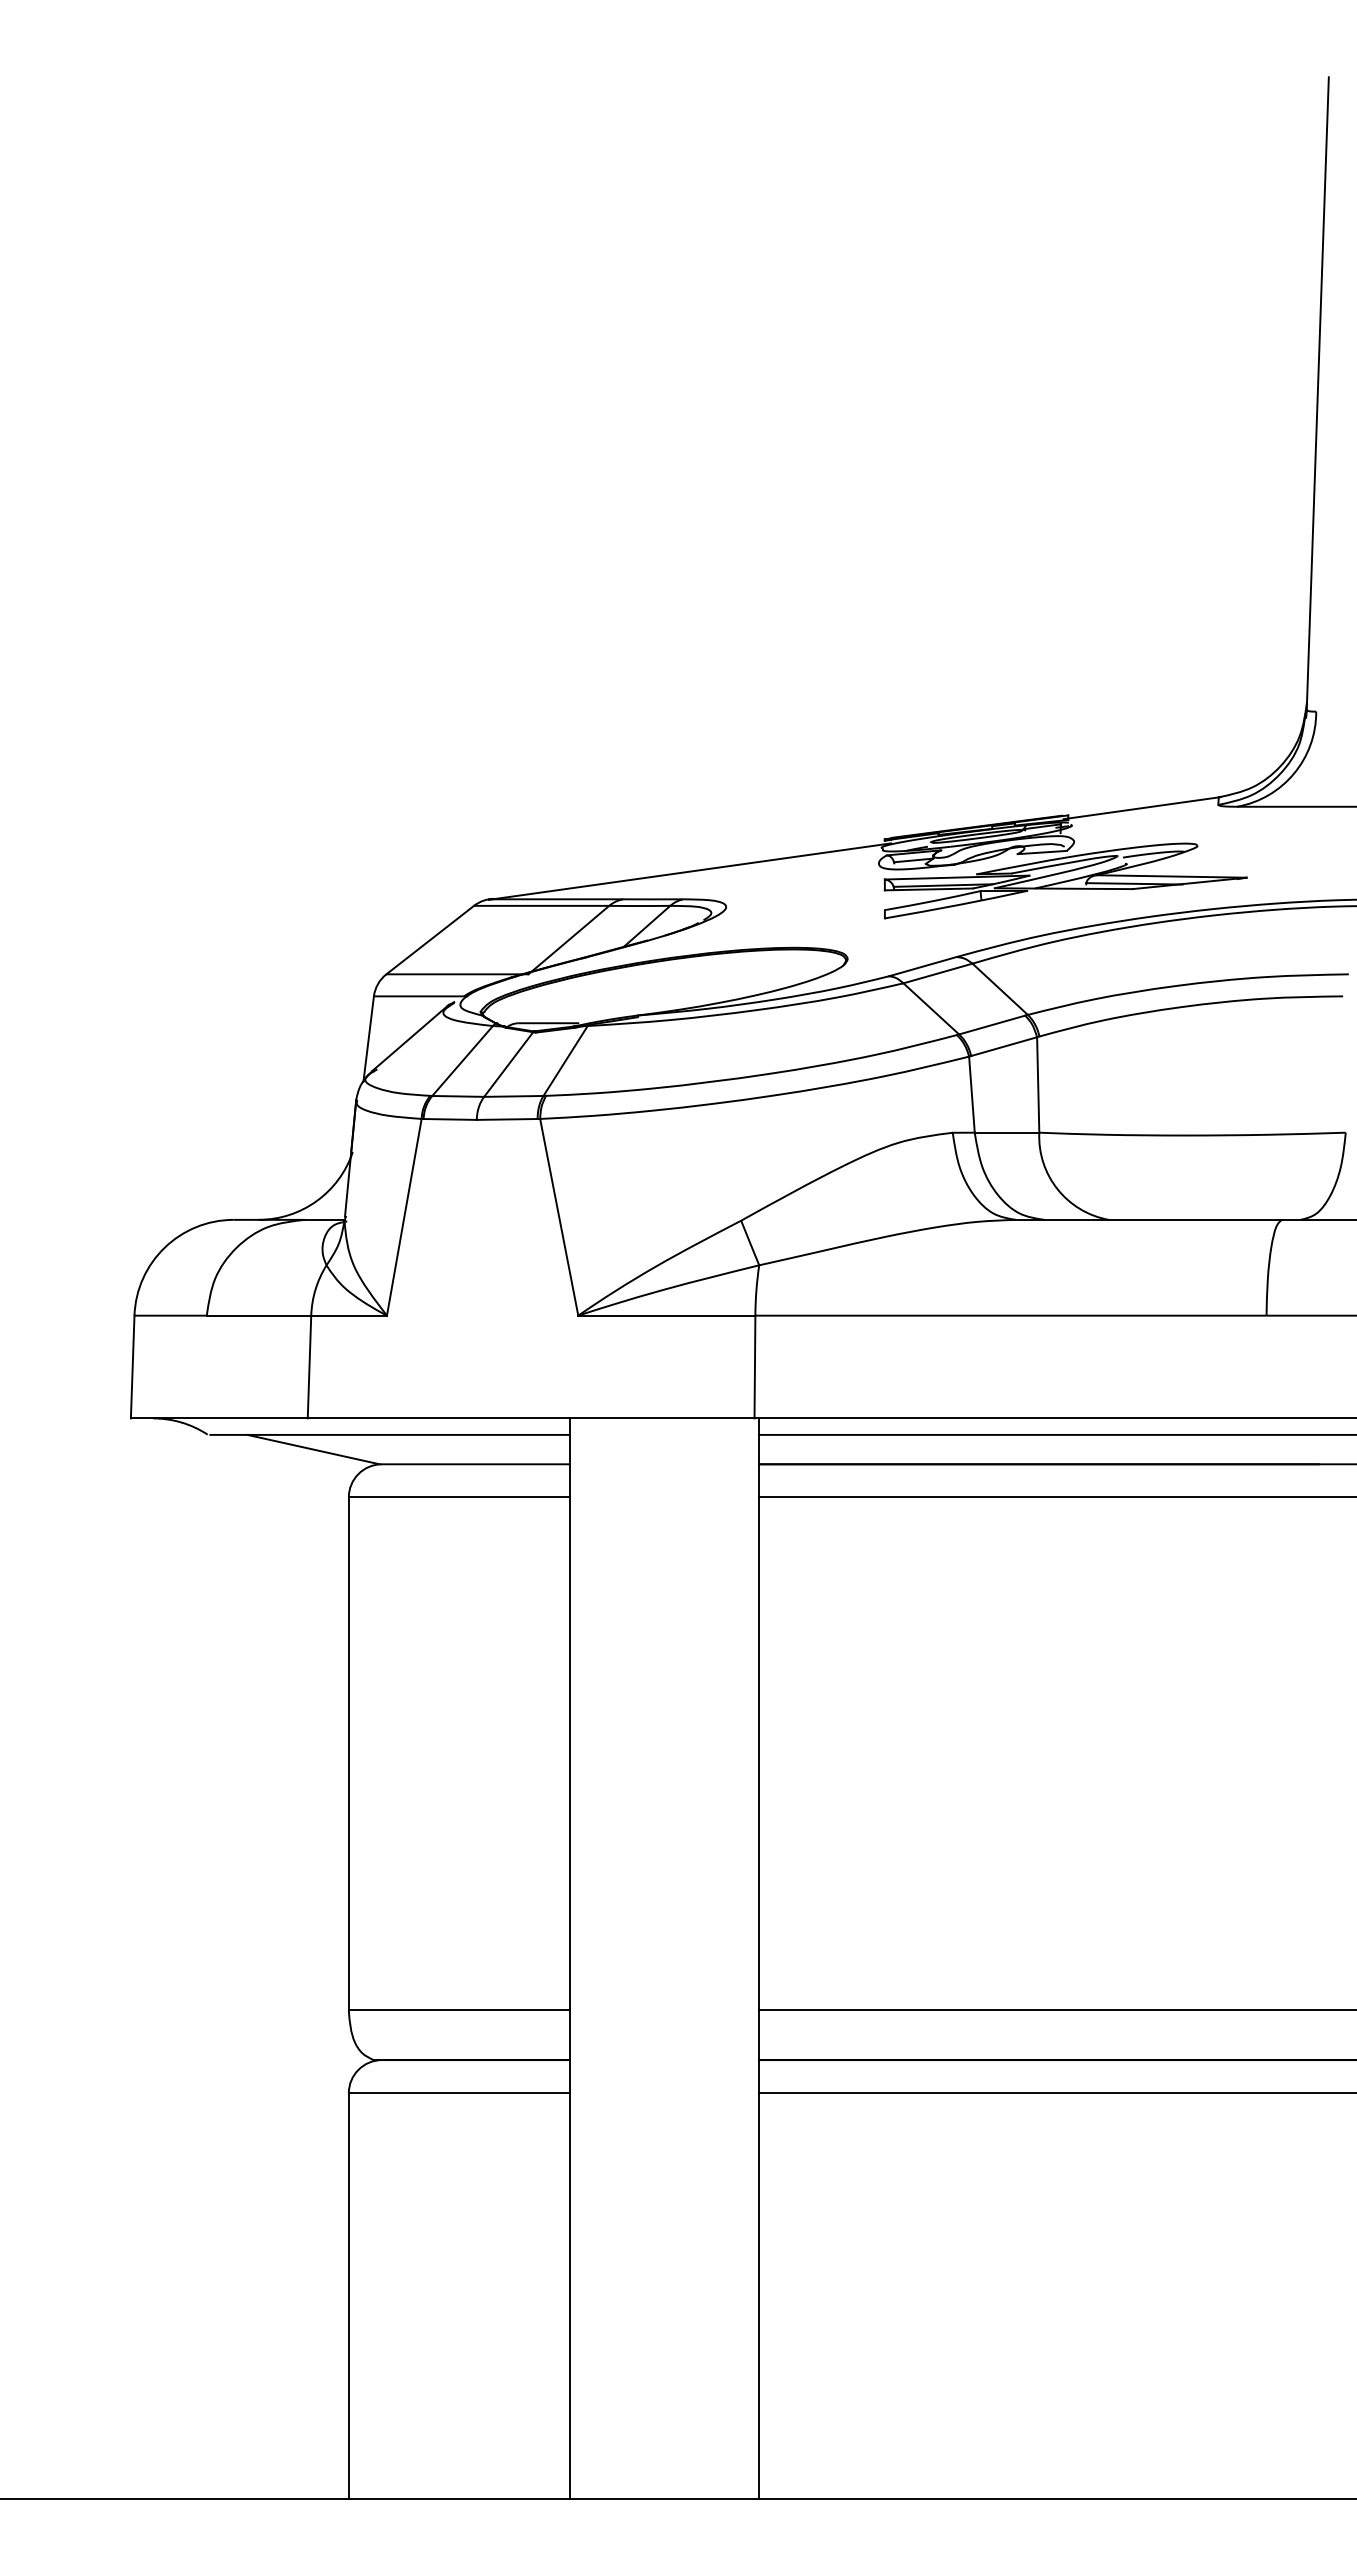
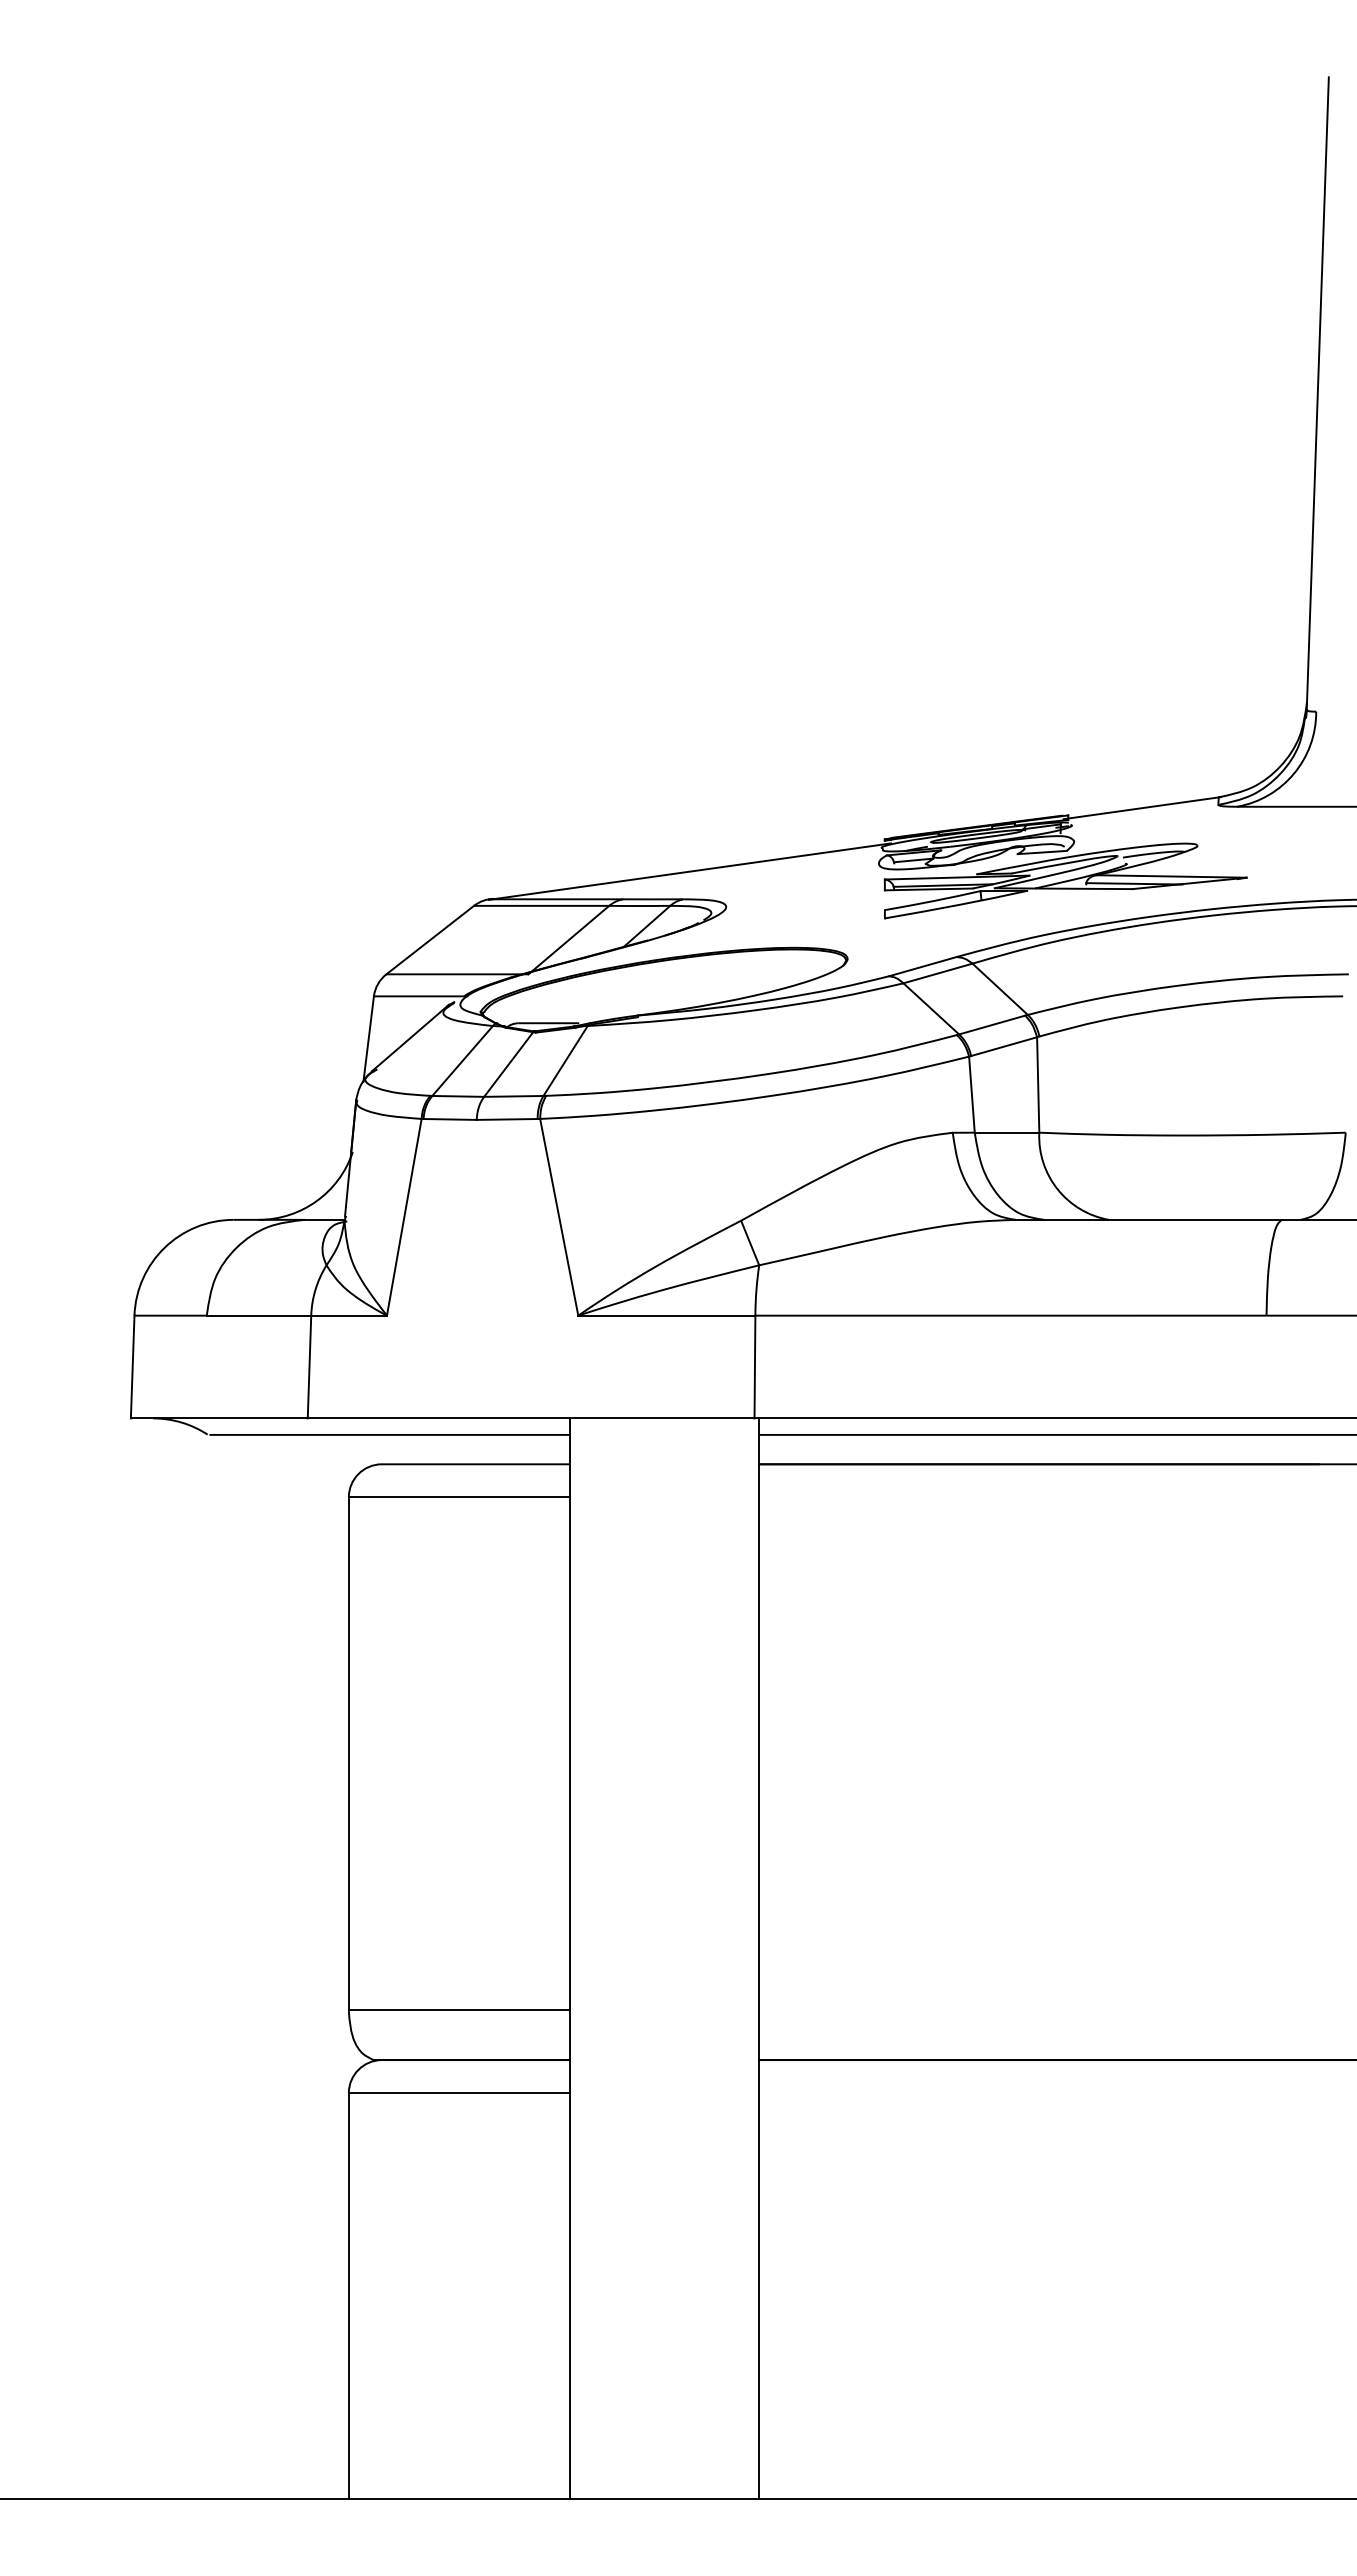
line: present -> none (313, 1449)
line: present -> none (1055, 1497)
line: present -> none (1055, 2010)
line: present -> none (1055, 2093)
